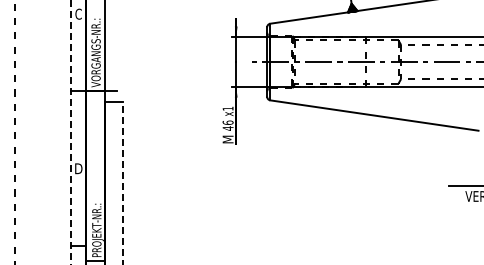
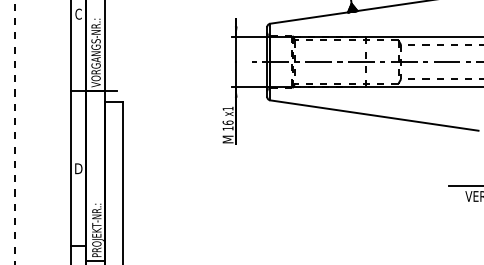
text: 46 -> 16 (227, 128)
line: dashed -> solid (70, 132)
line: dashed -> solid (123, 183)
